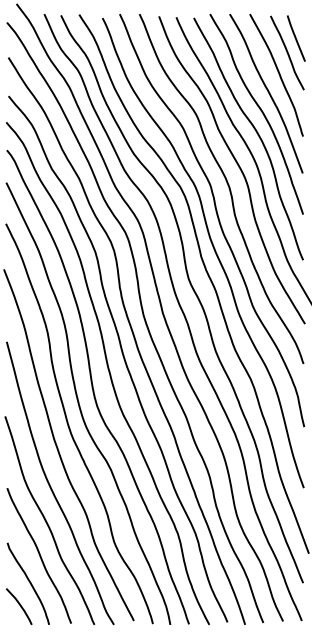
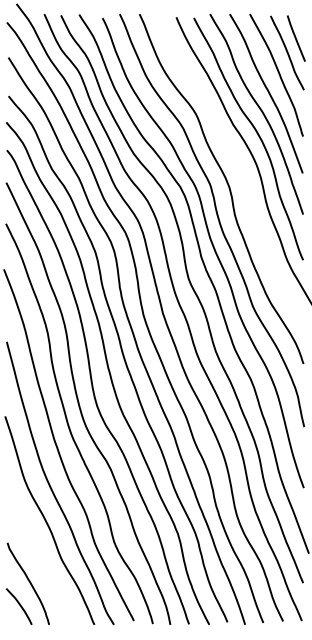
curve: present -> none (238, 167)
curve: present -> none (38, 554)
